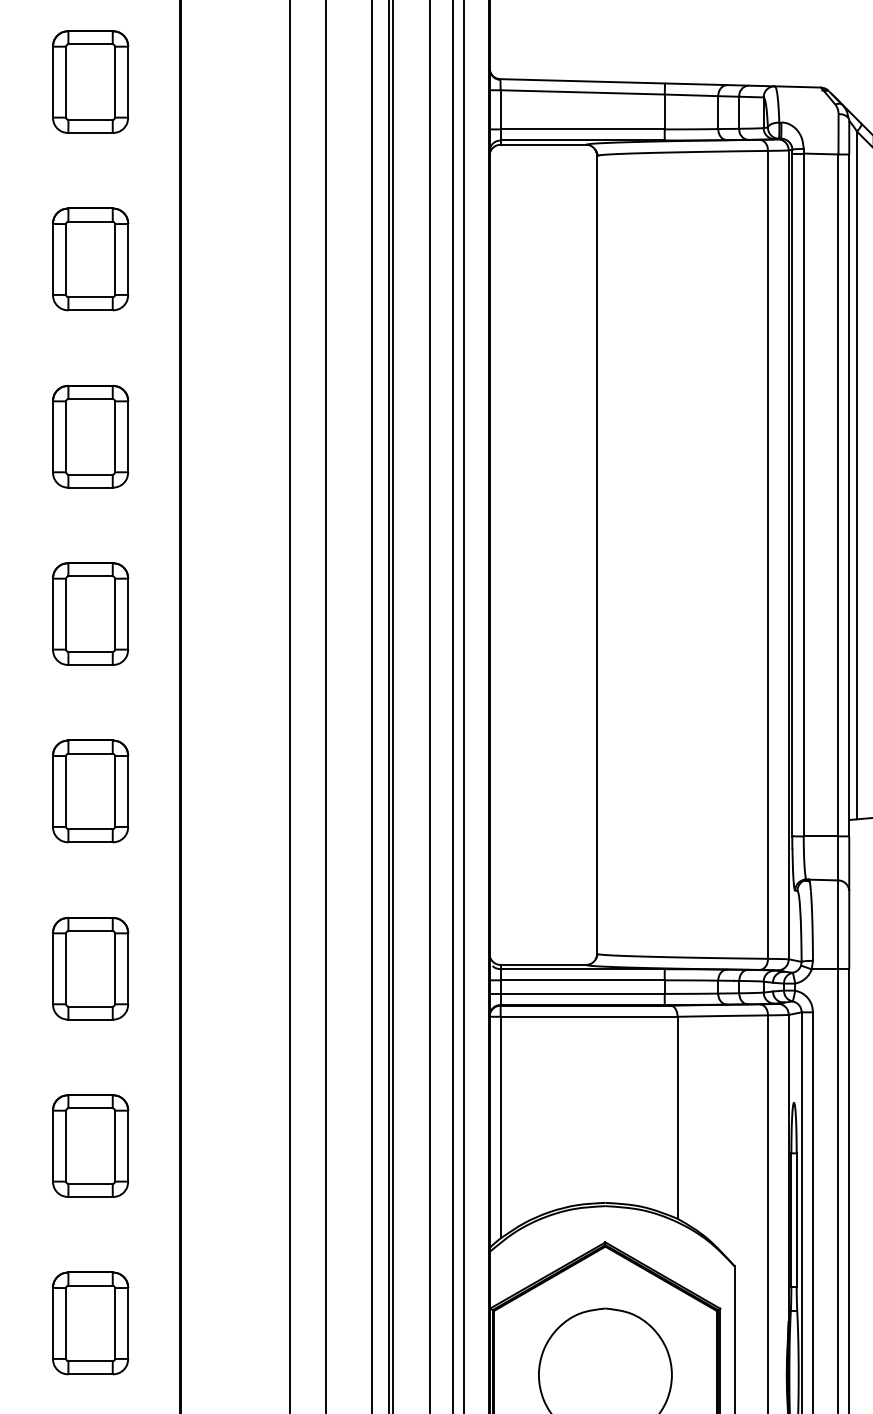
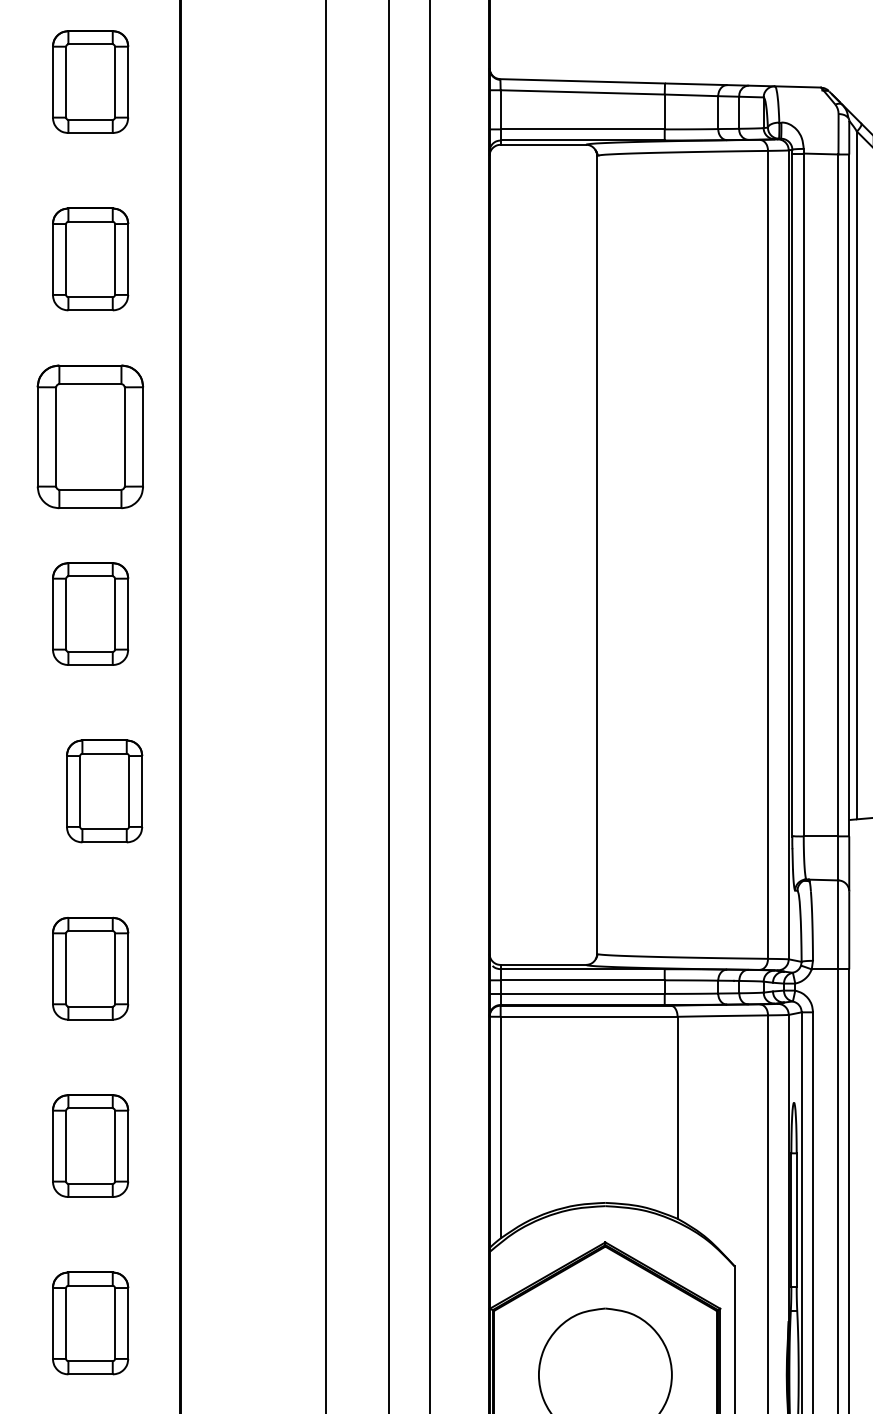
part size: 78x105 px -> 109x146 px (90, 436)
line: present -> none (289, 706)
line: present -> none (372, 706)
line: present -> none (393, 706)
line: present -> none (453, 706)
line: present -> none (464, 706)
part position: (90, 791) -> (104, 791) (104, 791)
